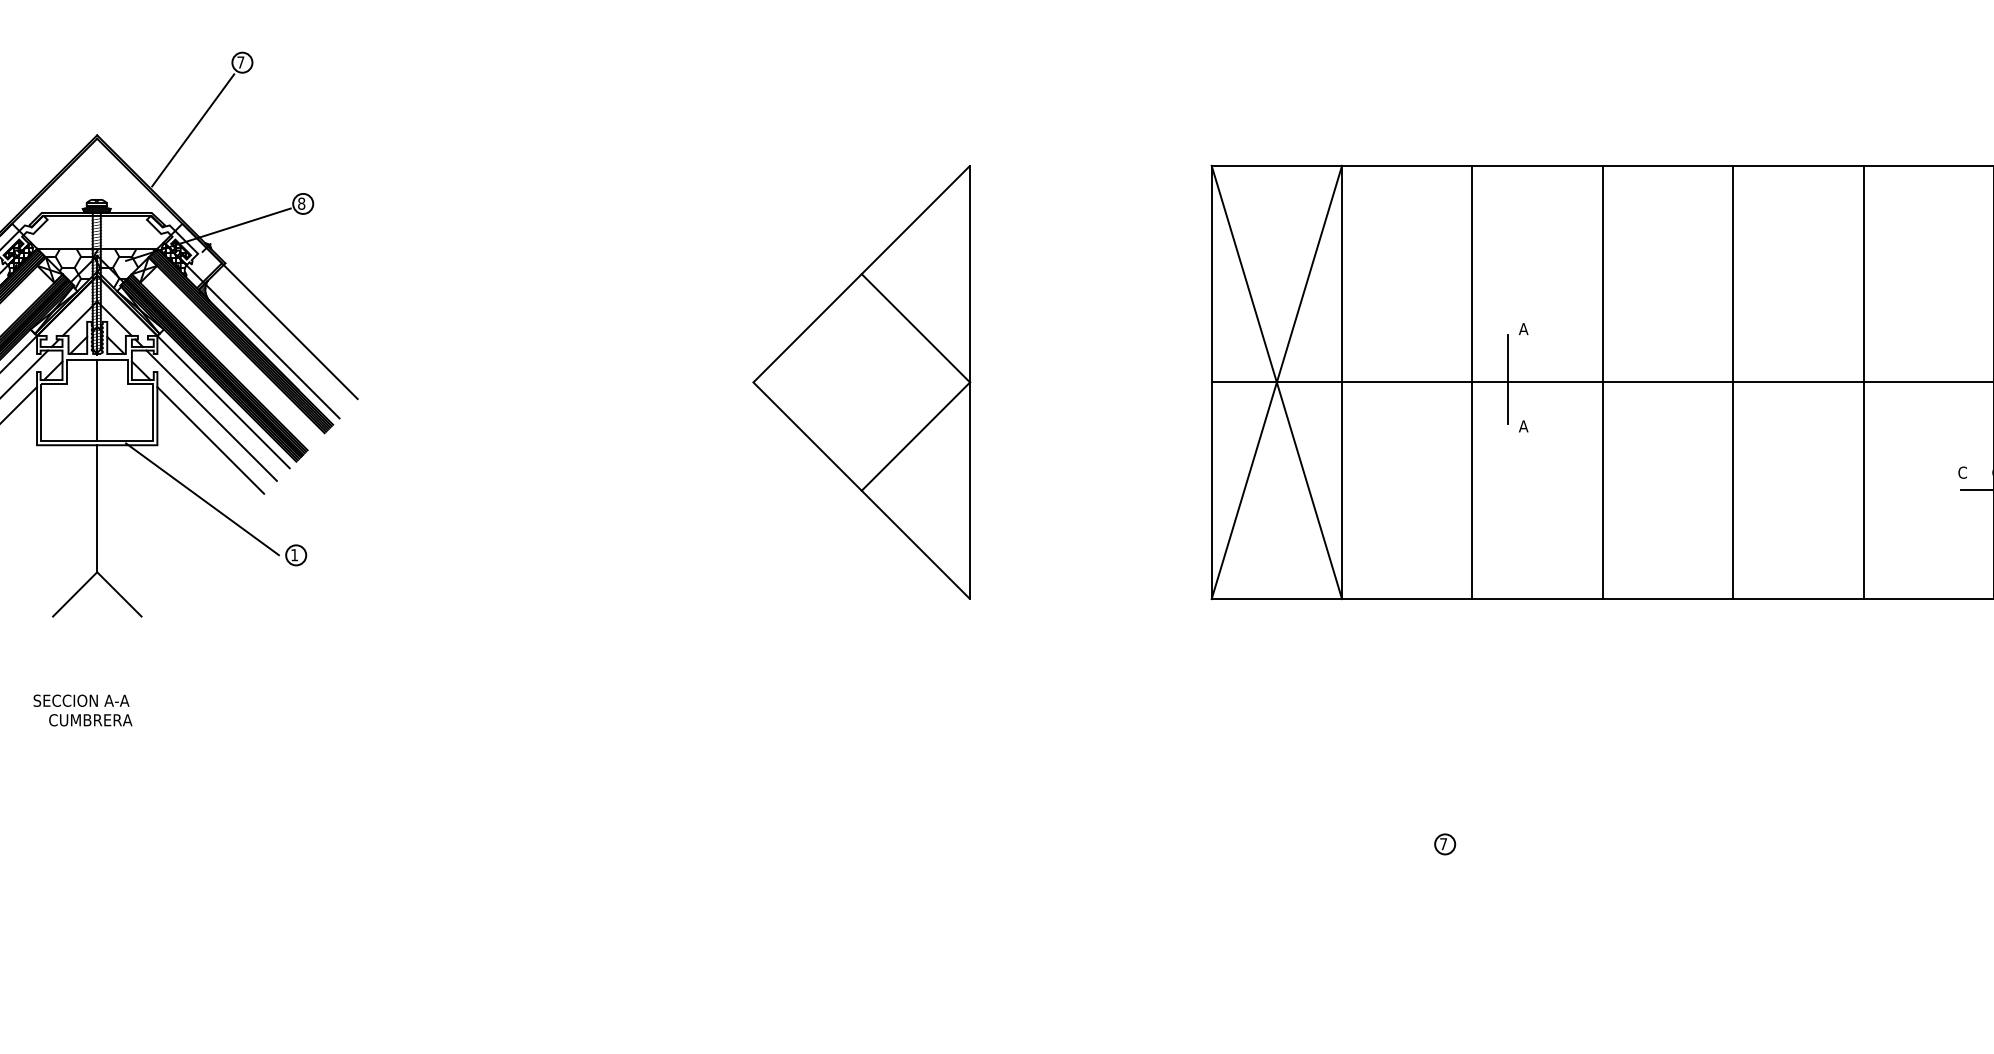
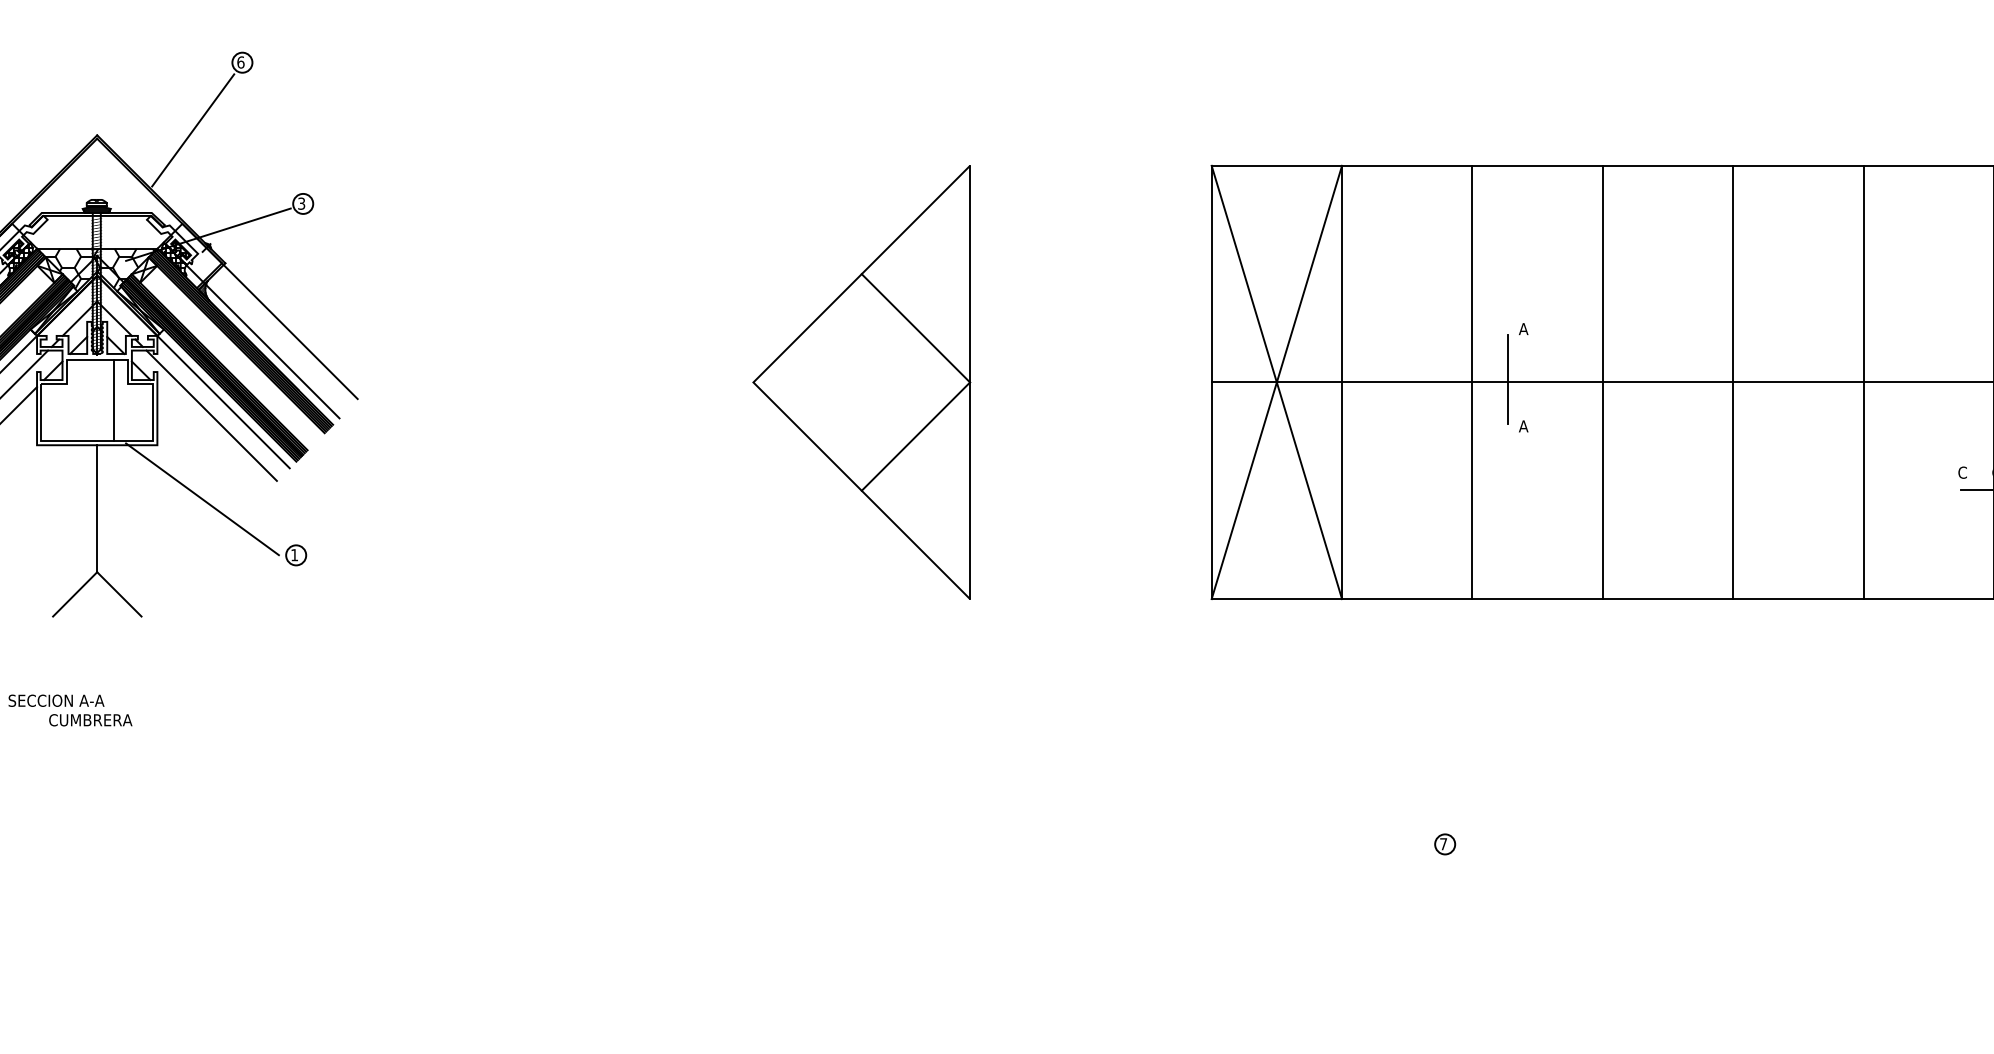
text: 7 -> 6 (240, 62)
text: 8 -> 3 (301, 203)
line position: (97, 400) -> (114, 400) (114, 400)
line: present -> none (210, 440)
text position: (81, 700) -> (56, 700) (56, 700)
